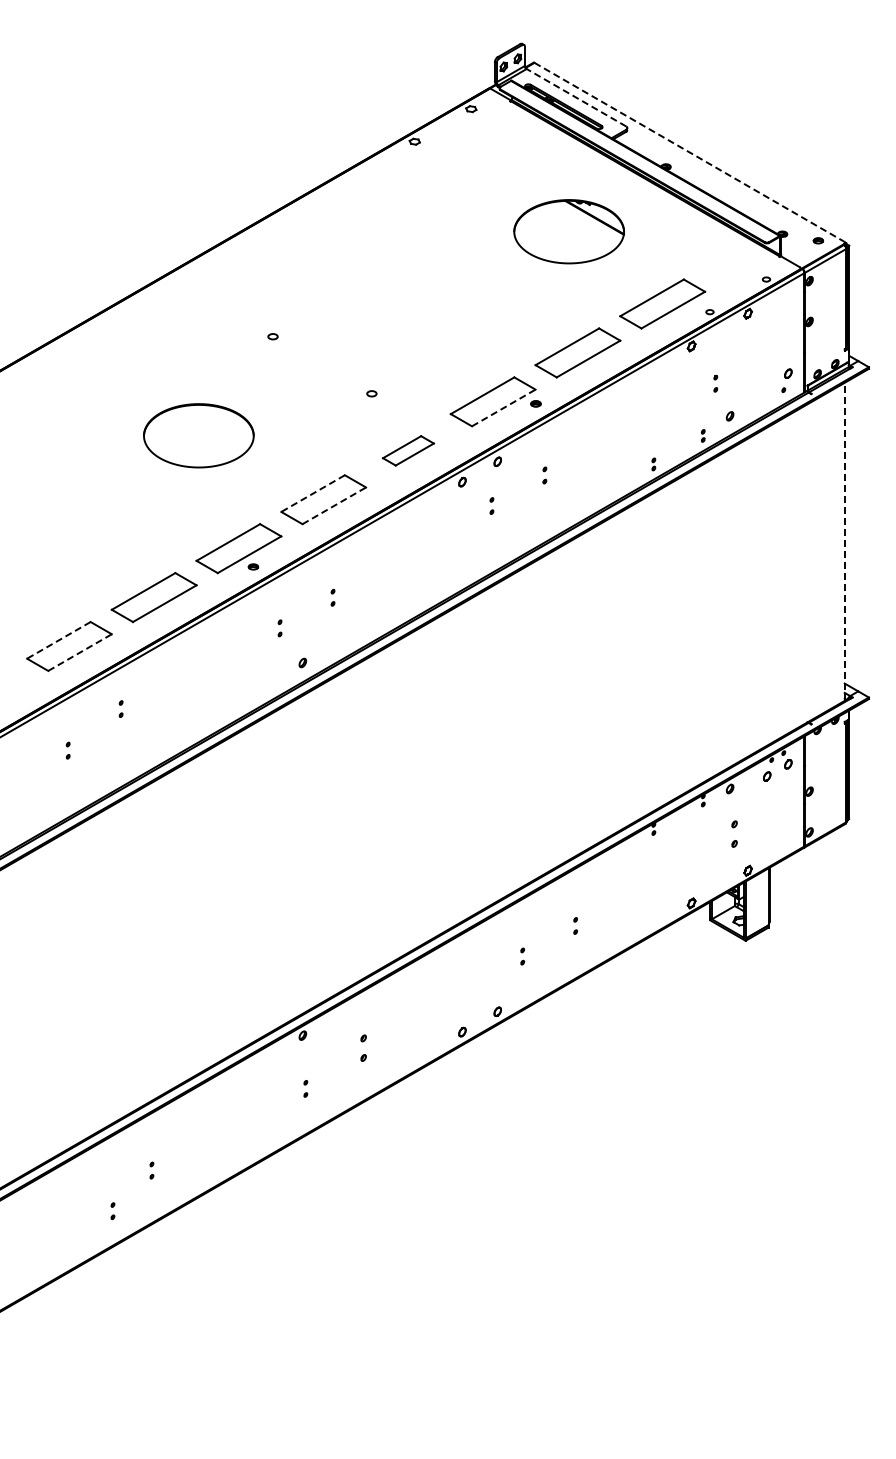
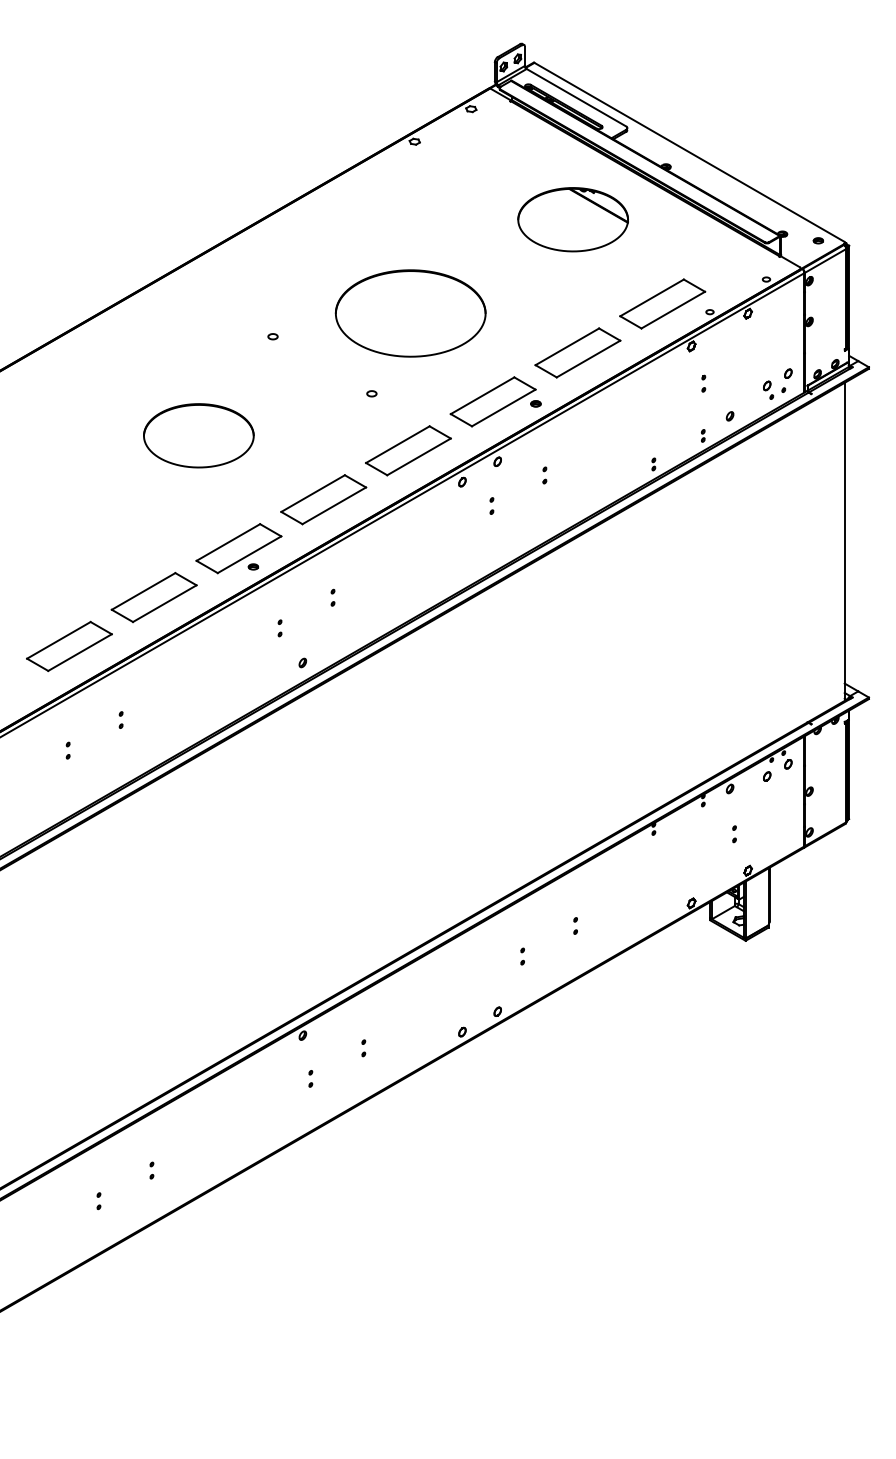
line: dashed -> solid (576, 97)
line: dashed -> solid (689, 152)
part position: (568, 231) -> (572, 219) (572, 219)
part: none -> present (410, 313)
part position: (715, 383) -> (703, 383) (703, 383)
part: none -> present (768, 389)
line: dashed -> solid (503, 407)
part size: 53x32 px -> 87x52 px (408, 450)
line: dashed -> solid (313, 493)
line: dashed -> solid (334, 505)
line: dashed -> solid (844, 541)
line: dashed -> solid (58, 640)
line: dashed -> solid (80, 652)
part position: (120, 708) -> (120, 719) (120, 719)
part size: 7x28 px -> 5x19 px (734, 834)
part size: 7x28 px -> 6x19 px (363, 1048)
part position: (305, 1088) -> (310, 1078) (310, 1078)
part position: (112, 1211) -> (98, 1201) (98, 1201)
